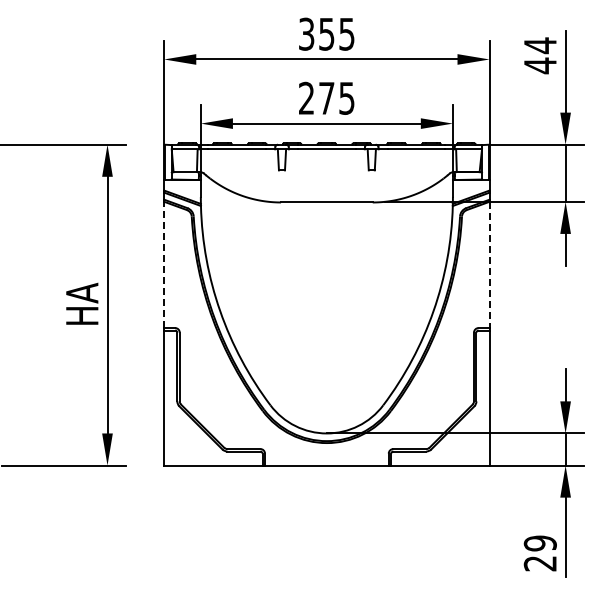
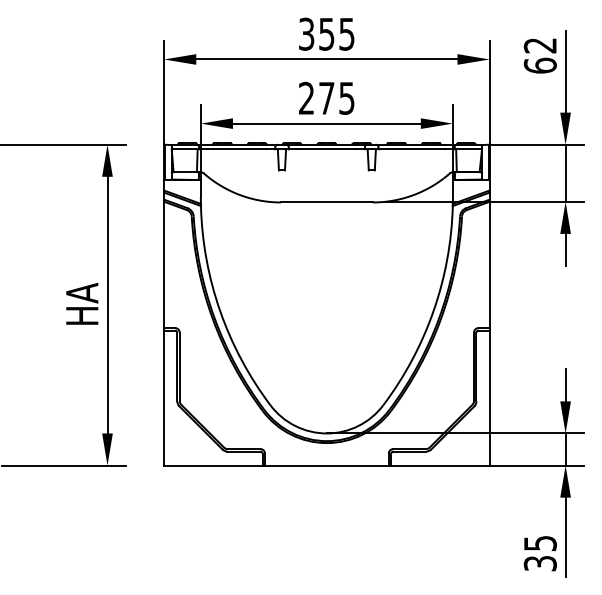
text: 44 -> 62 (539, 55)
line: dashed -> solid (164, 264)
line: dashed -> solid (489, 265)
text: 29 -> 35 (539, 553)
